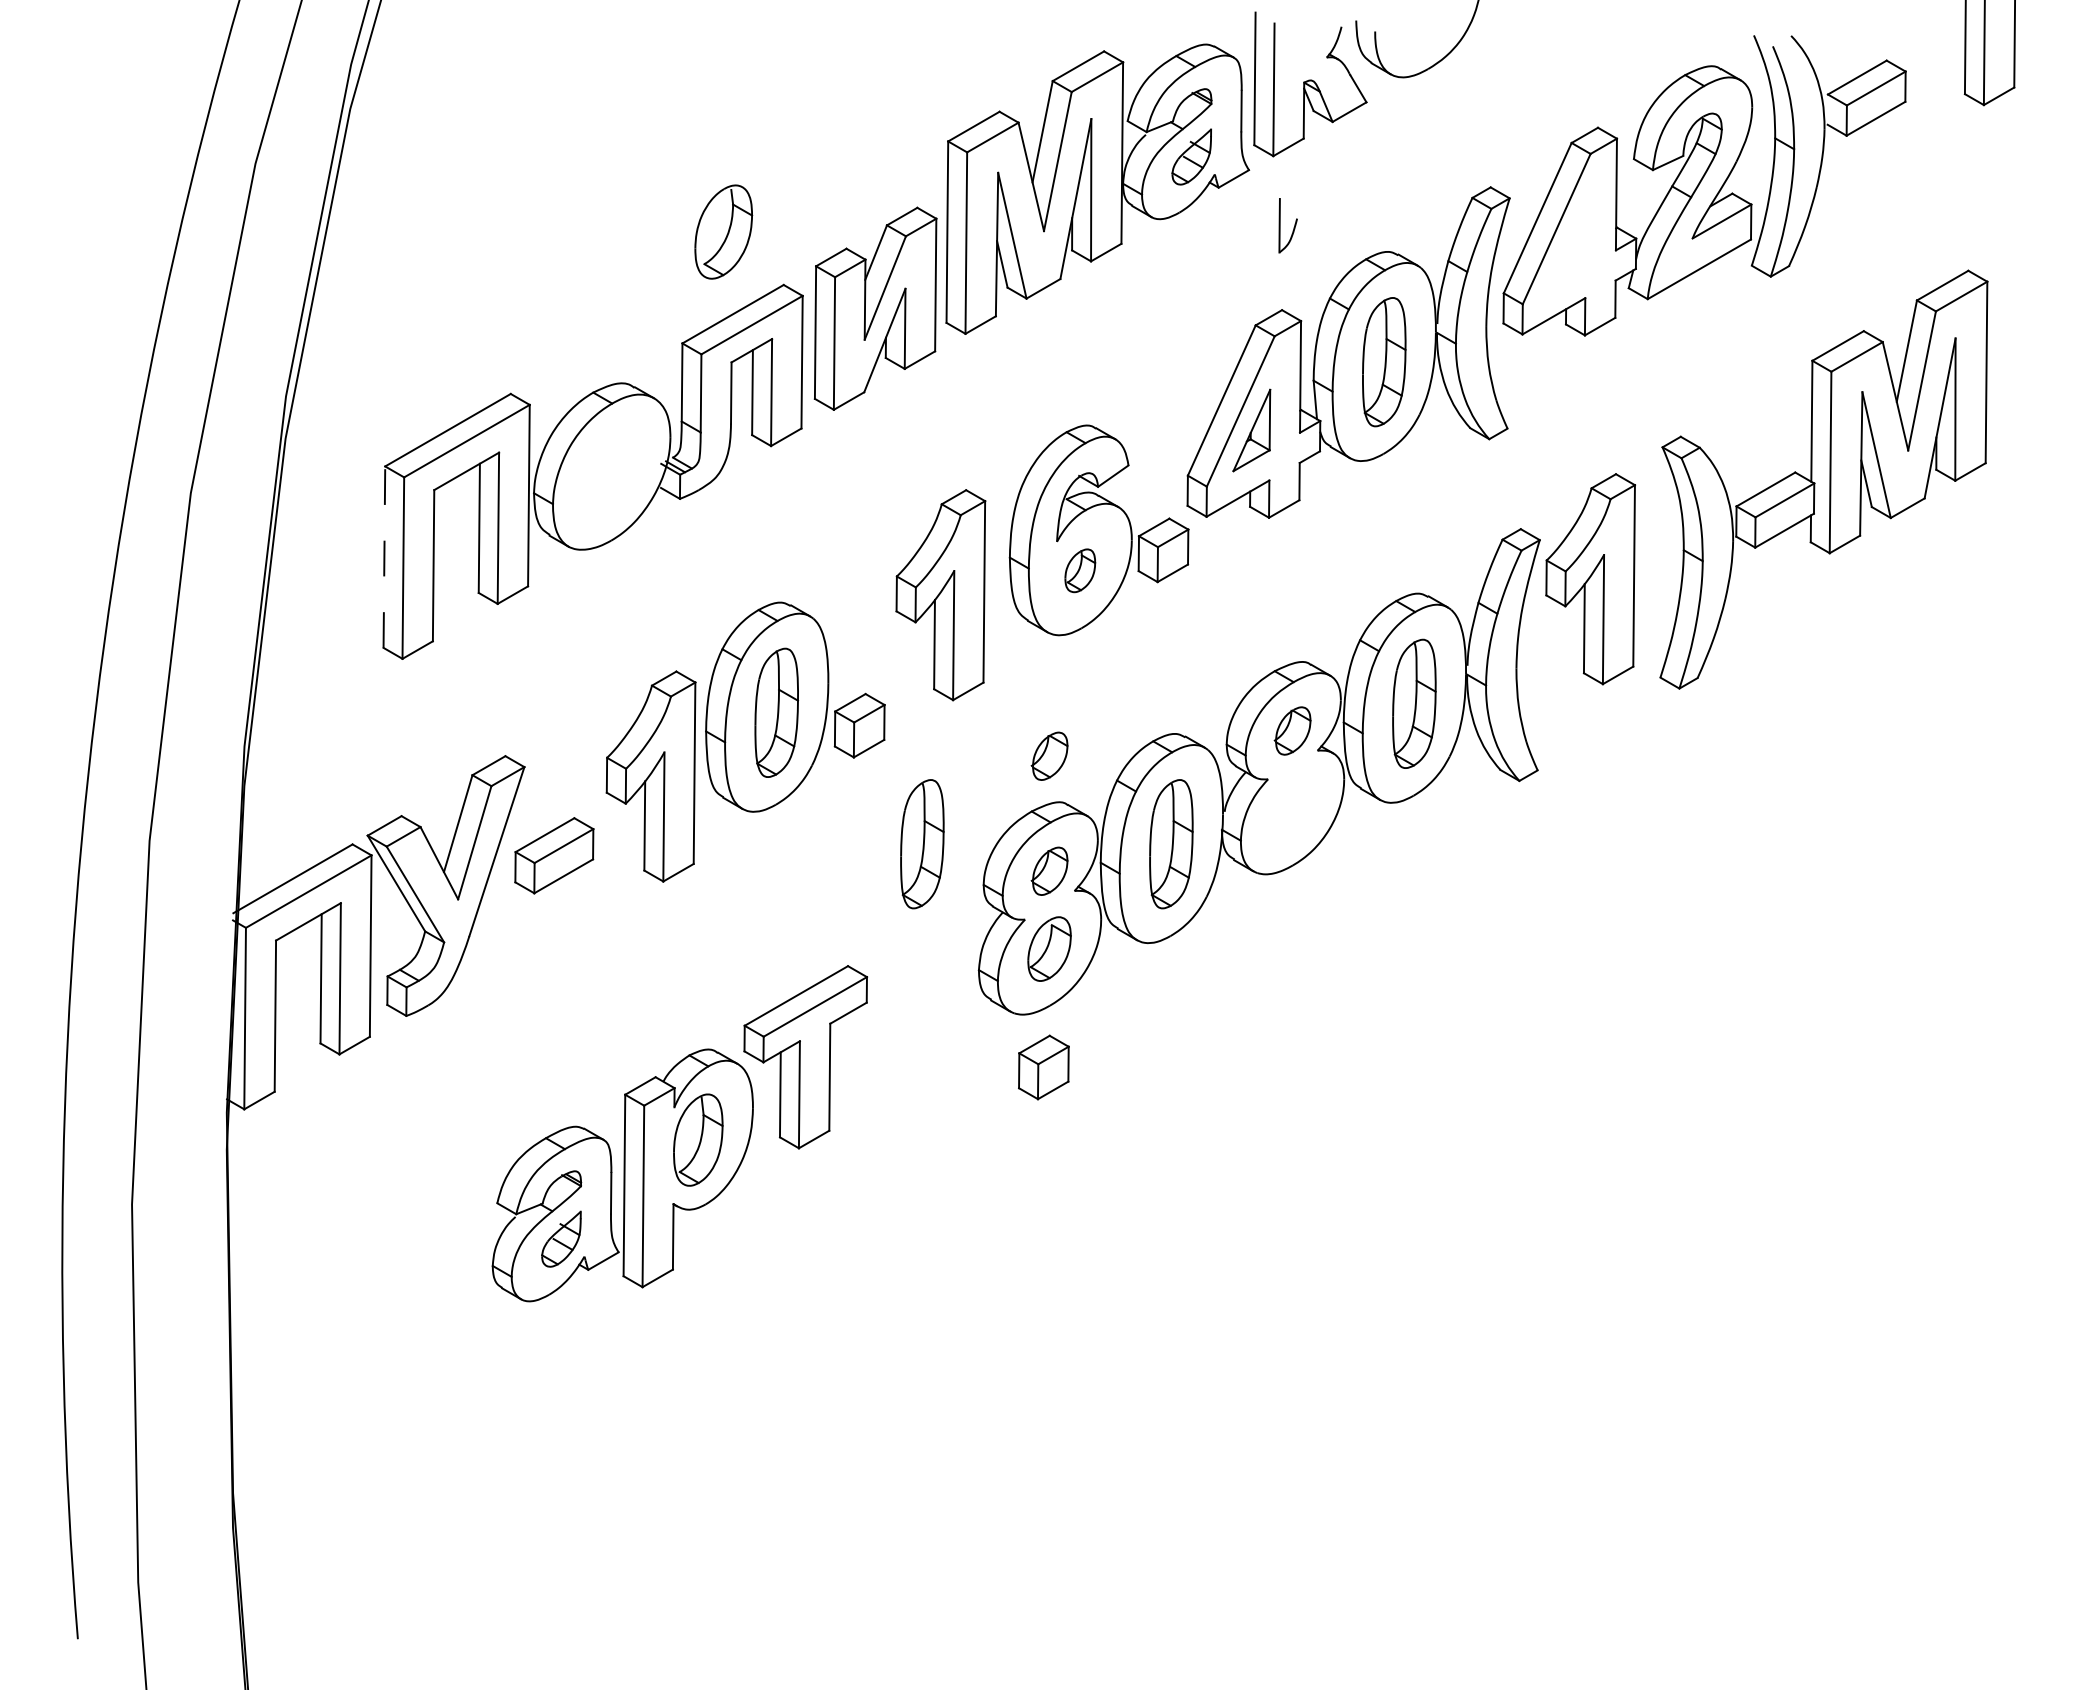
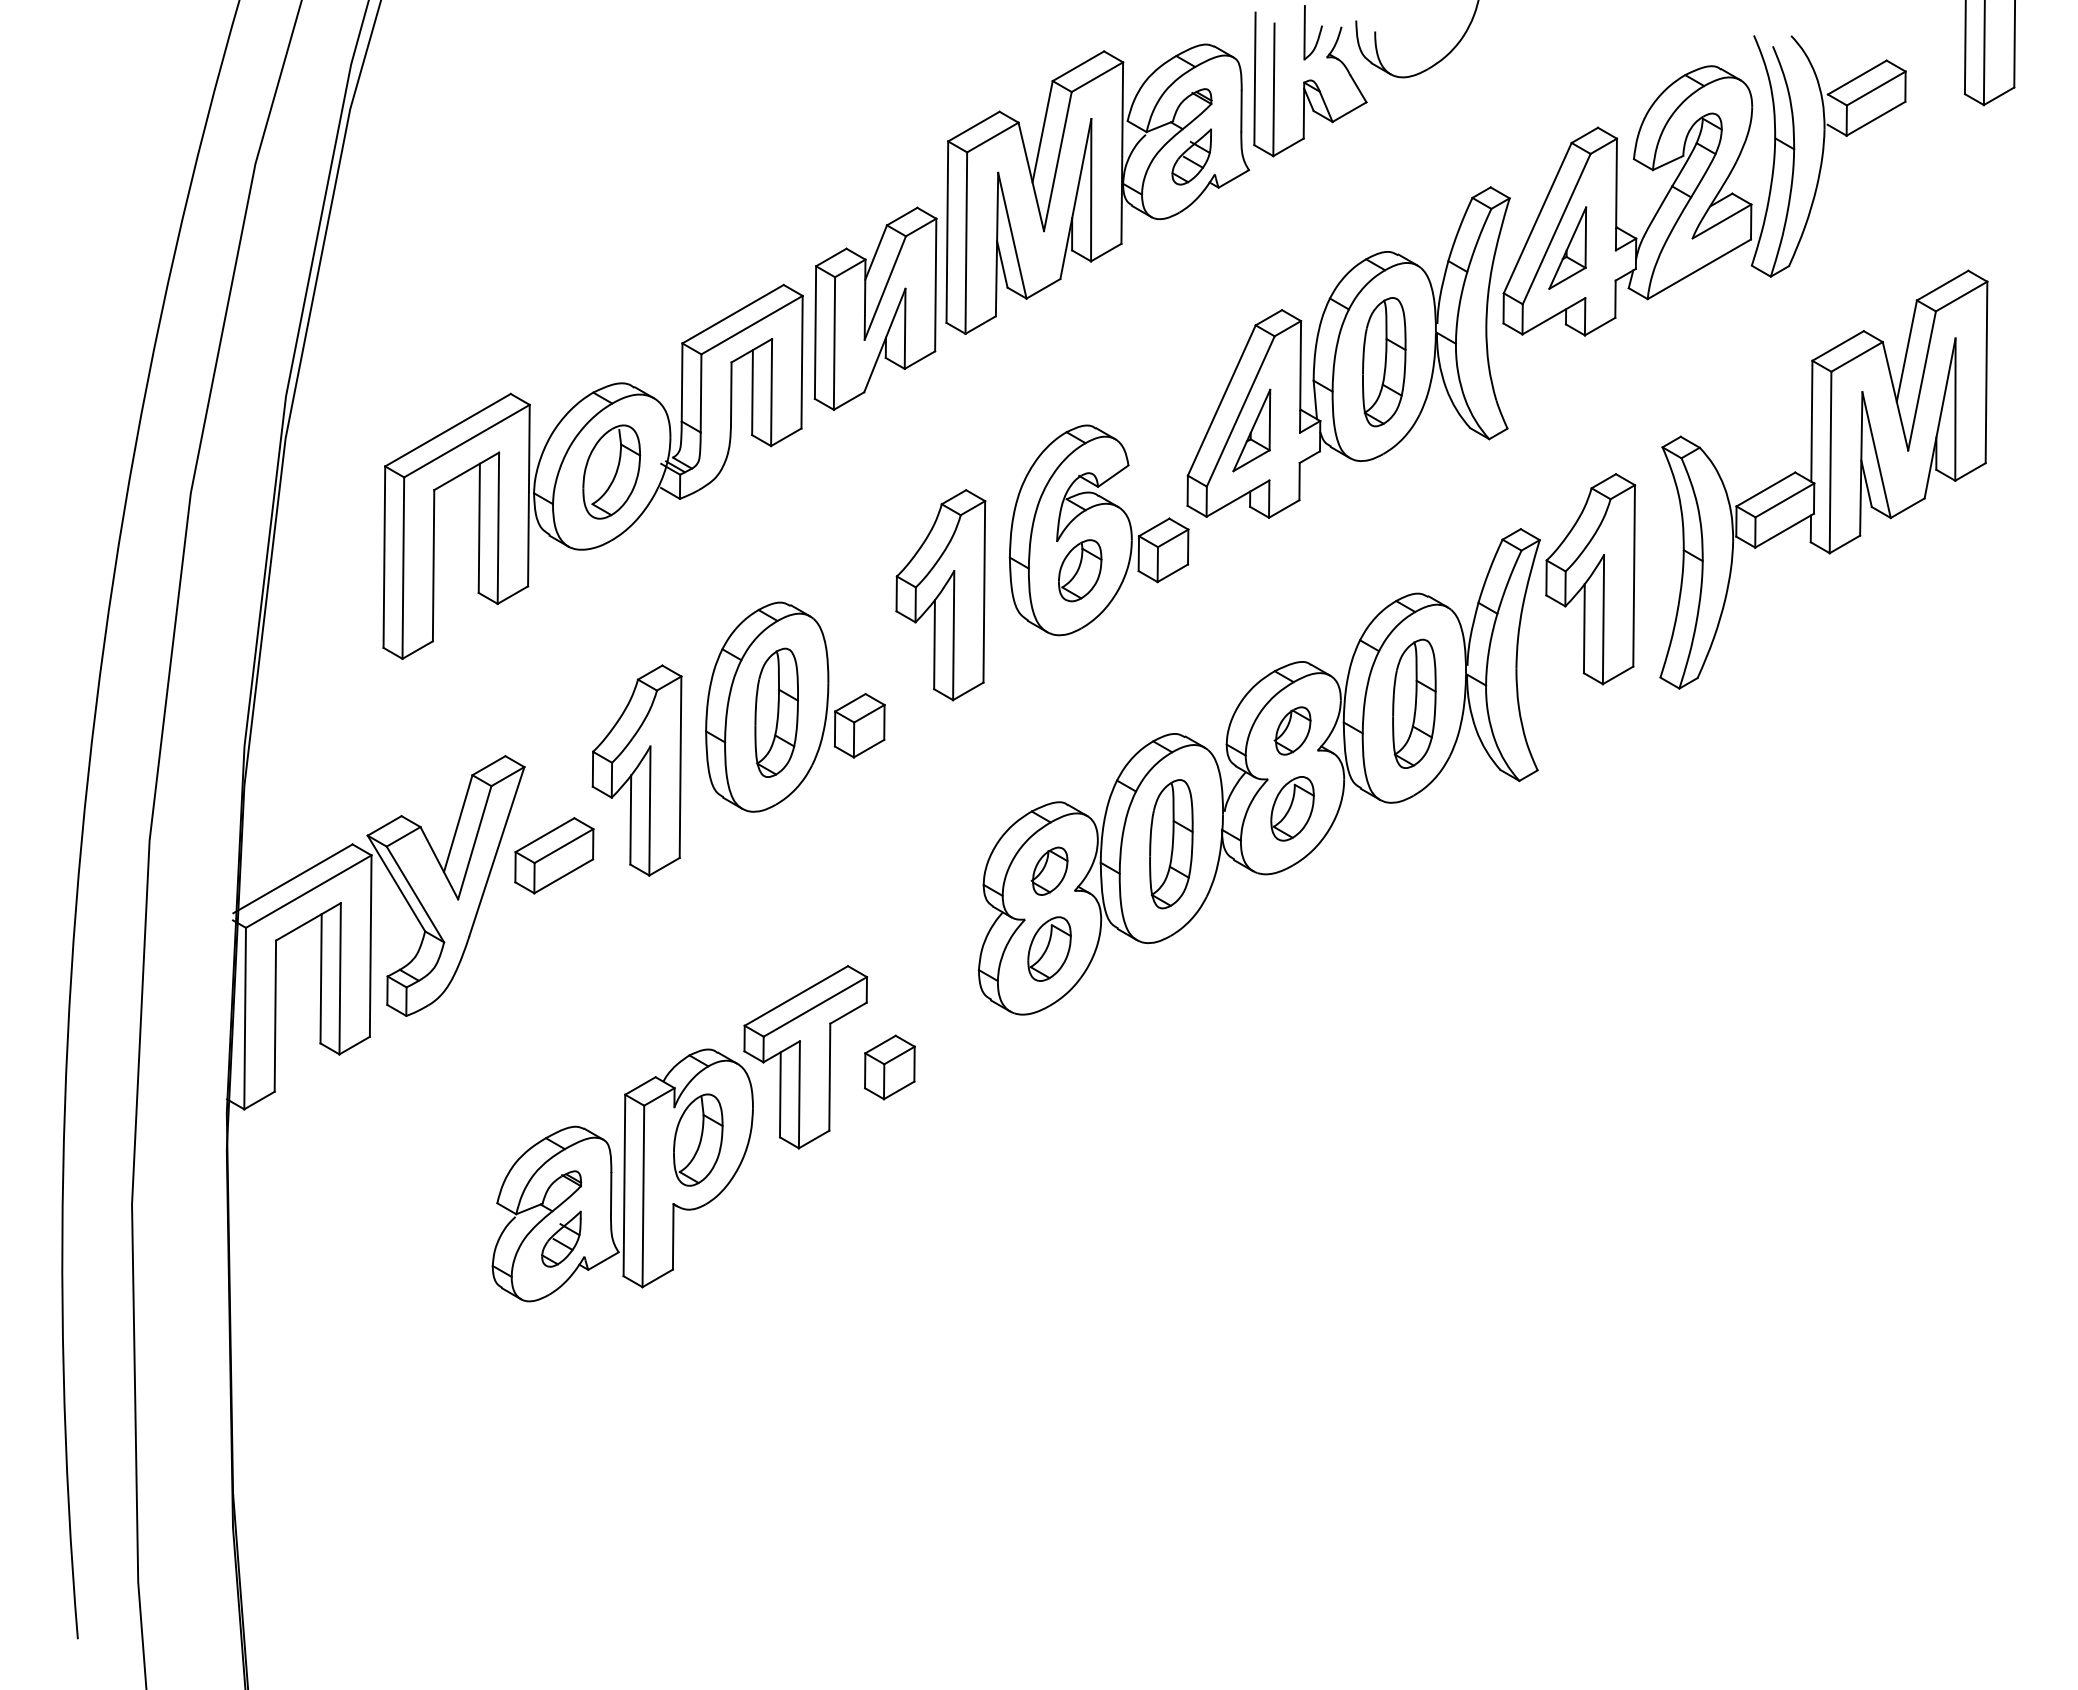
part position: (1293, 227) -> (1318, 34) (1318, 34)
part position: (723, 231) -> (611, 471) (611, 471)
part: none -> present (1567, 247)
line: dashed -> solid (384, 557)
part size: 33x46 px -> 45x64 px (1080, 570)
part: present -> none (1049, 755)
part position: (650, 776) -> (636, 770) (636, 770)
part: none -> present (1292, 808)
part: present -> none (922, 844)
part position: (1043, 1067) -> (889, 1067) (889, 1067)
